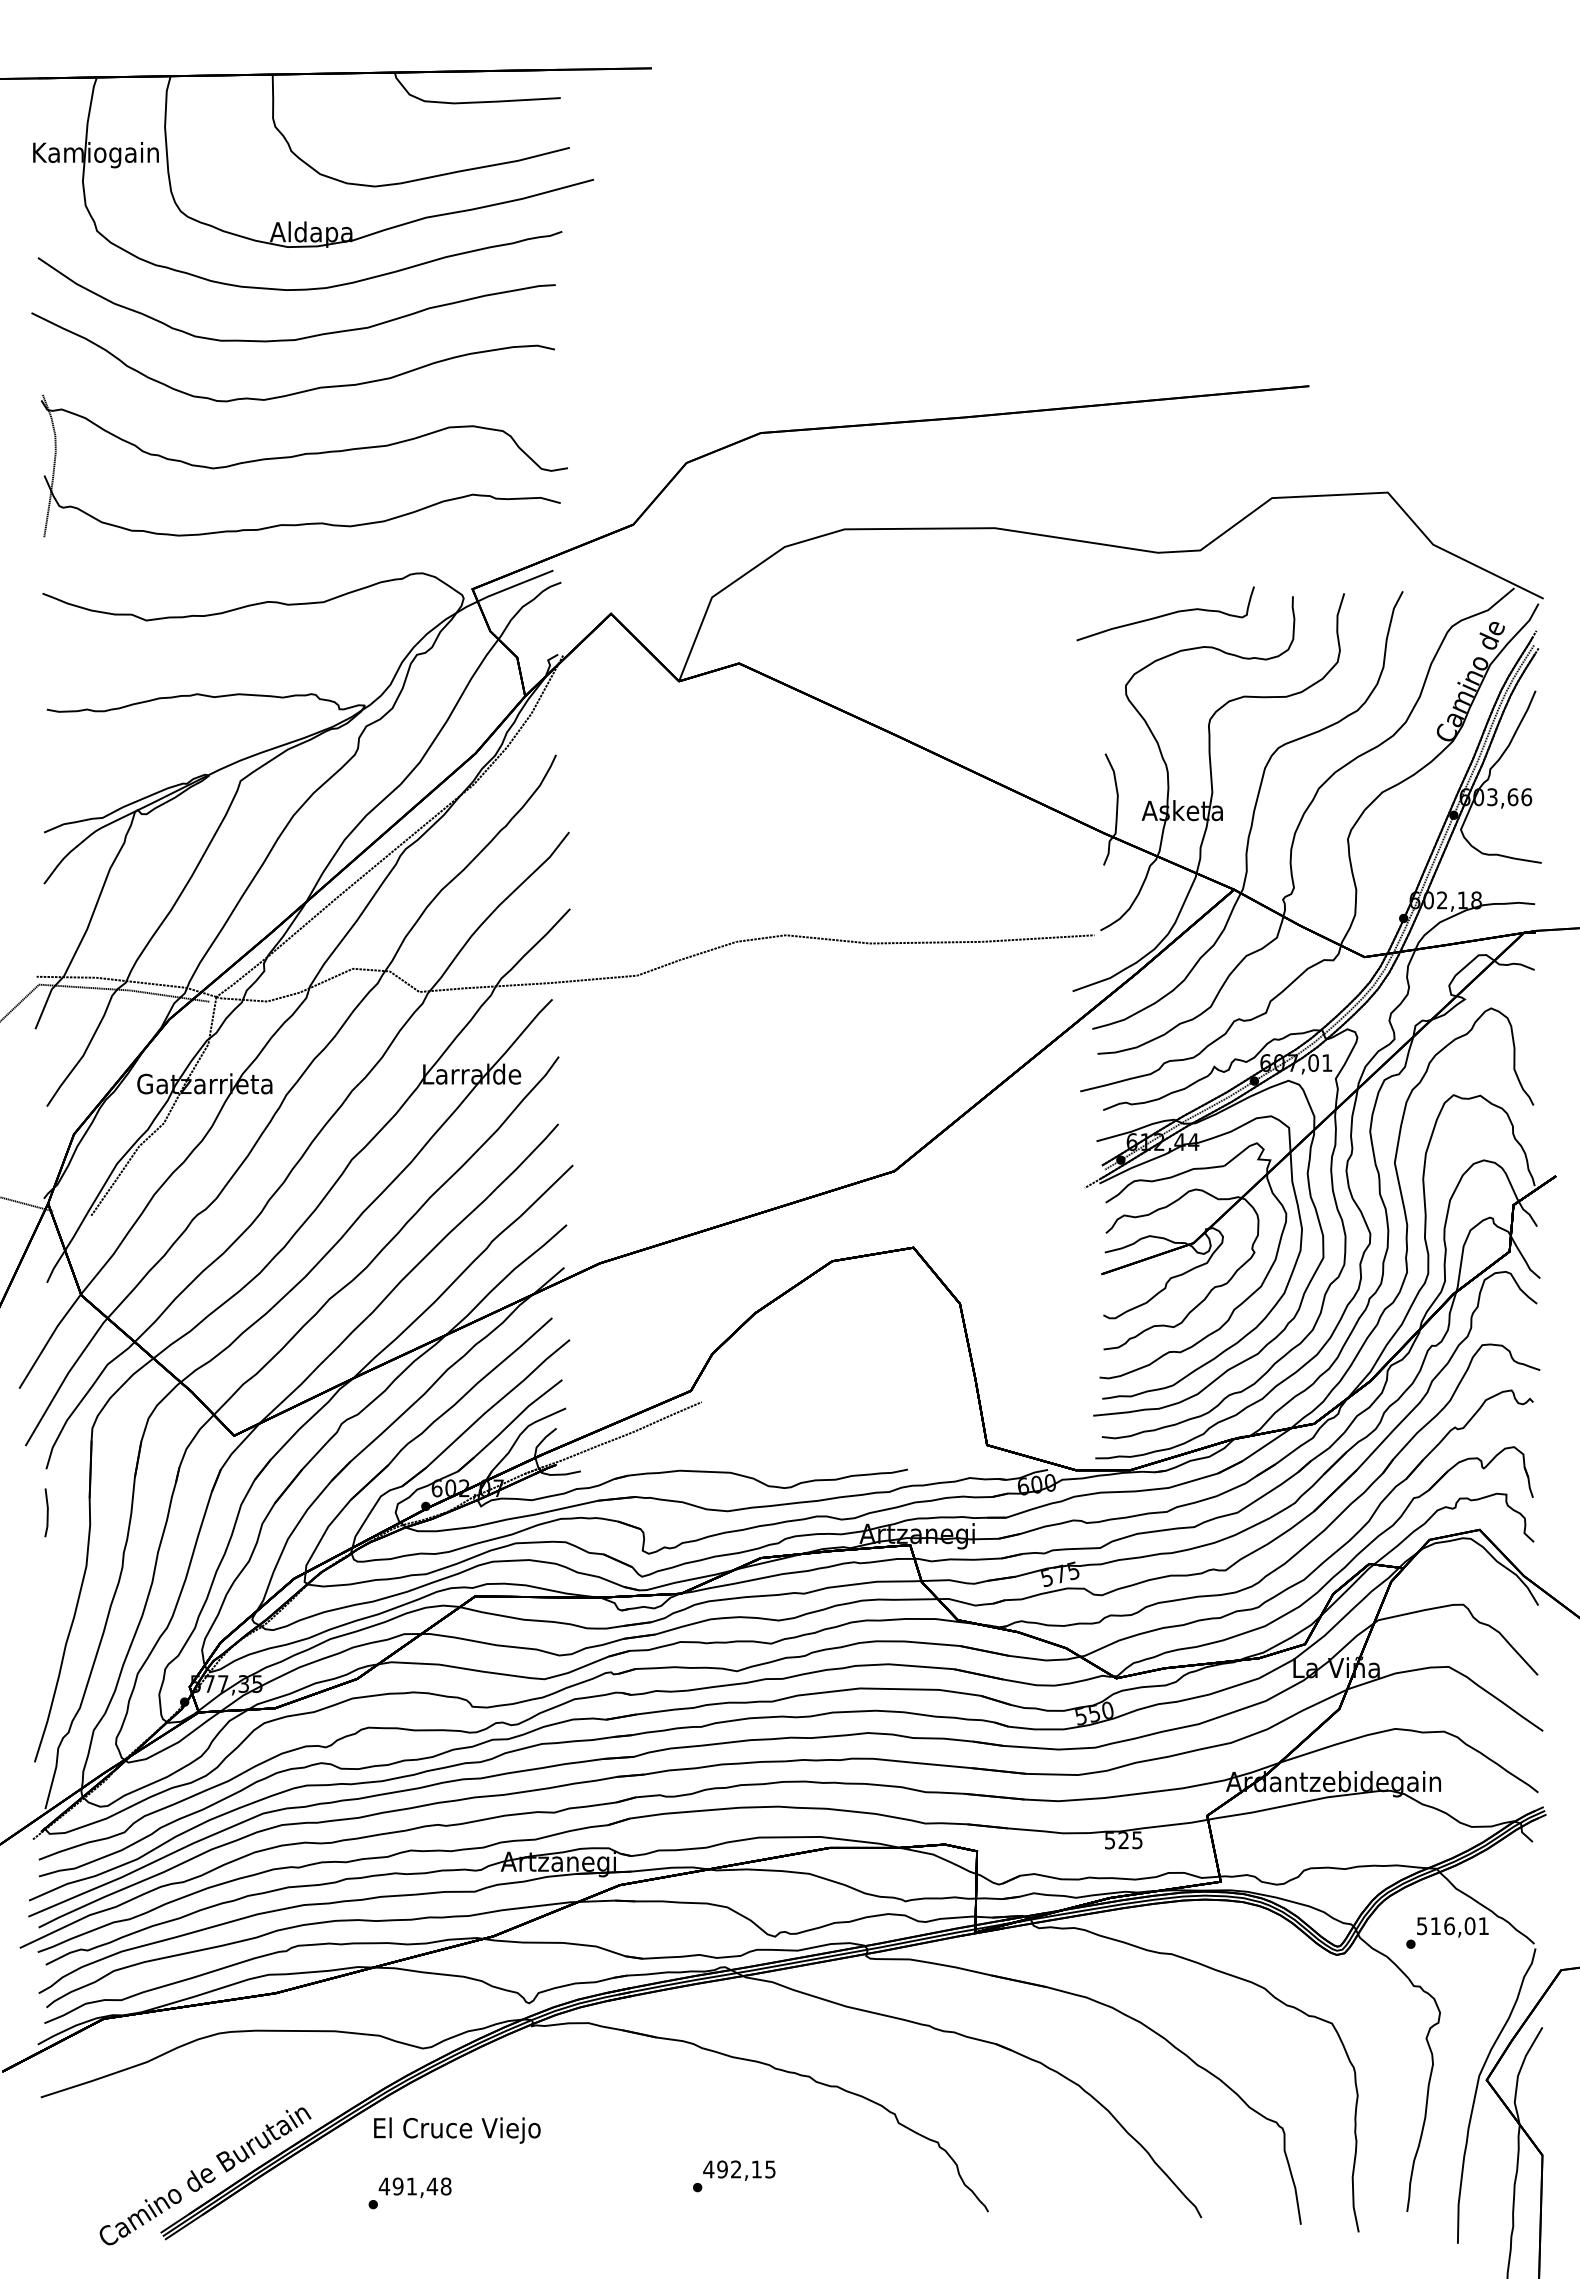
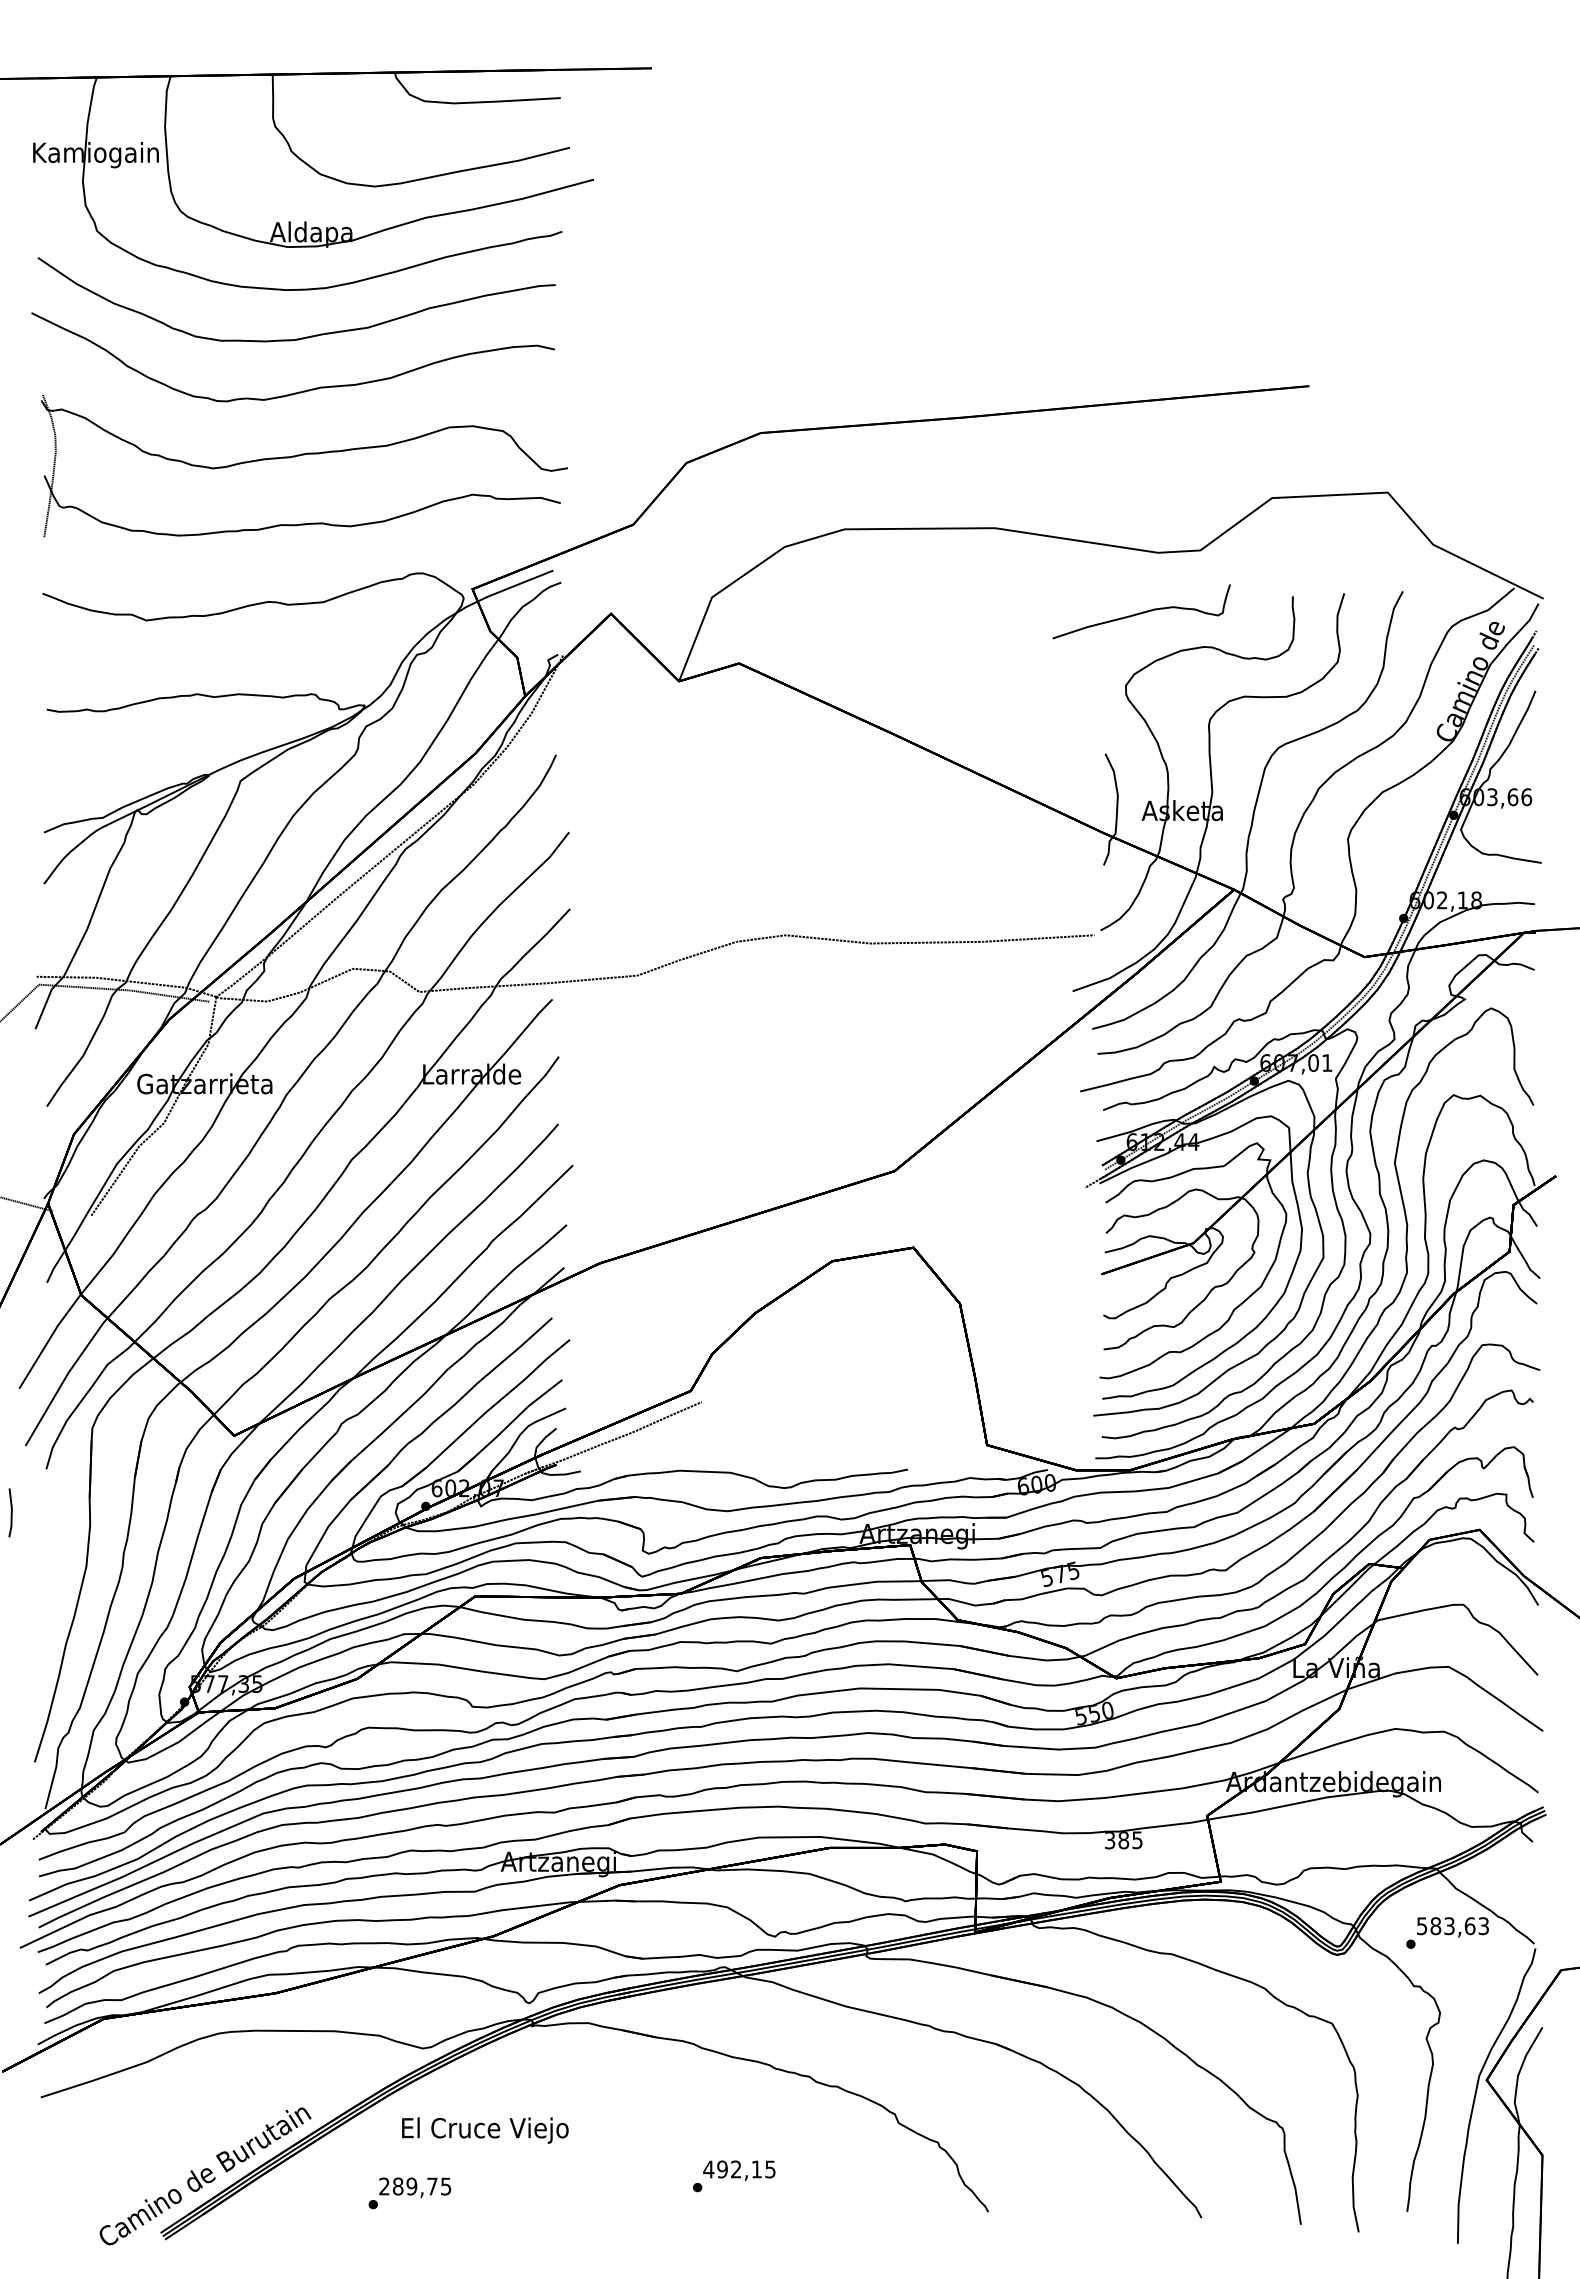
curve position: (1166, 613) -> (1142, 611) (1142, 611)
line position: (46, 1512) -> (10, 1512) (10, 1512)
text: 525 -> 385 (1117, 1840)
text: 516,01 -> 583,63 (1459, 1926)
text position: (457, 2130) -> (485, 2130) (485, 2130)
text: 491,48 -> 289,75 (414, 2186)
